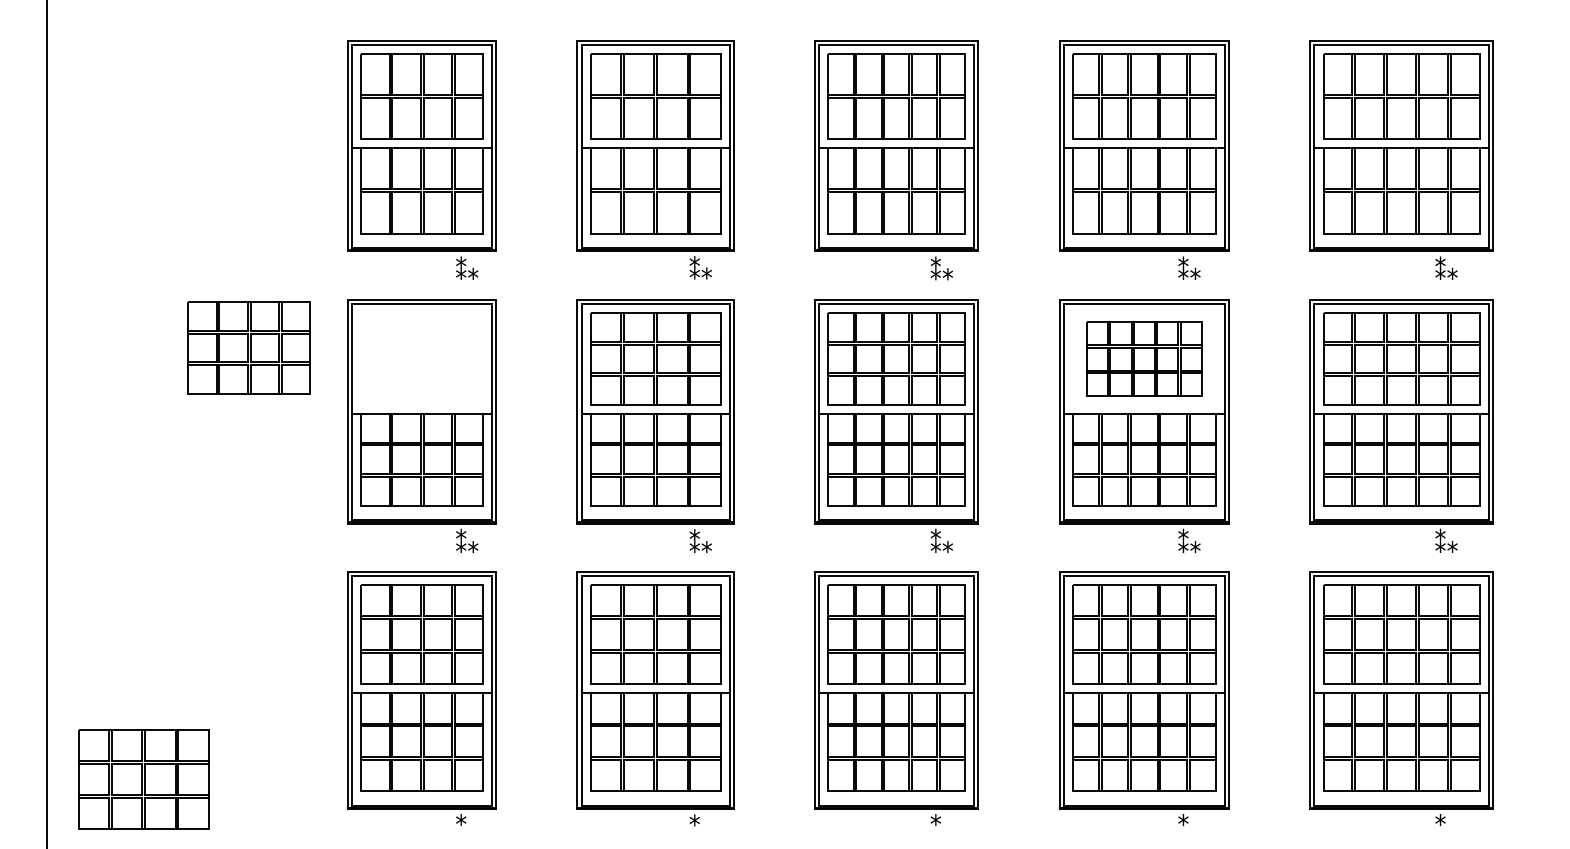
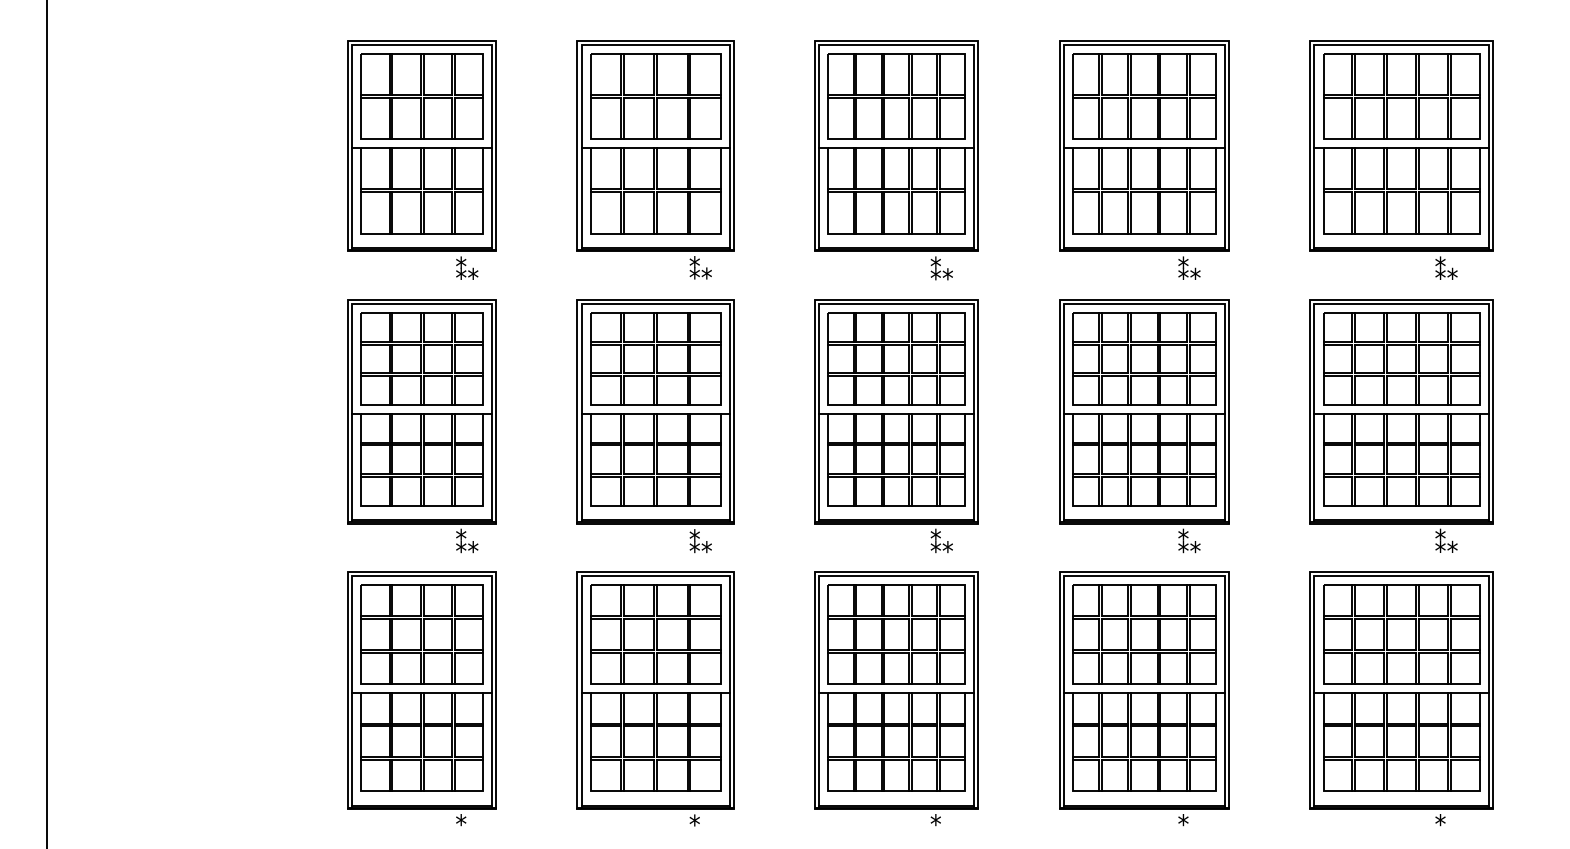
part position: (248, 347) -> (421, 358) (421, 358)
part size: 117x76 px -> 145x94 px (1144, 358)
part: present -> none (143, 779)
